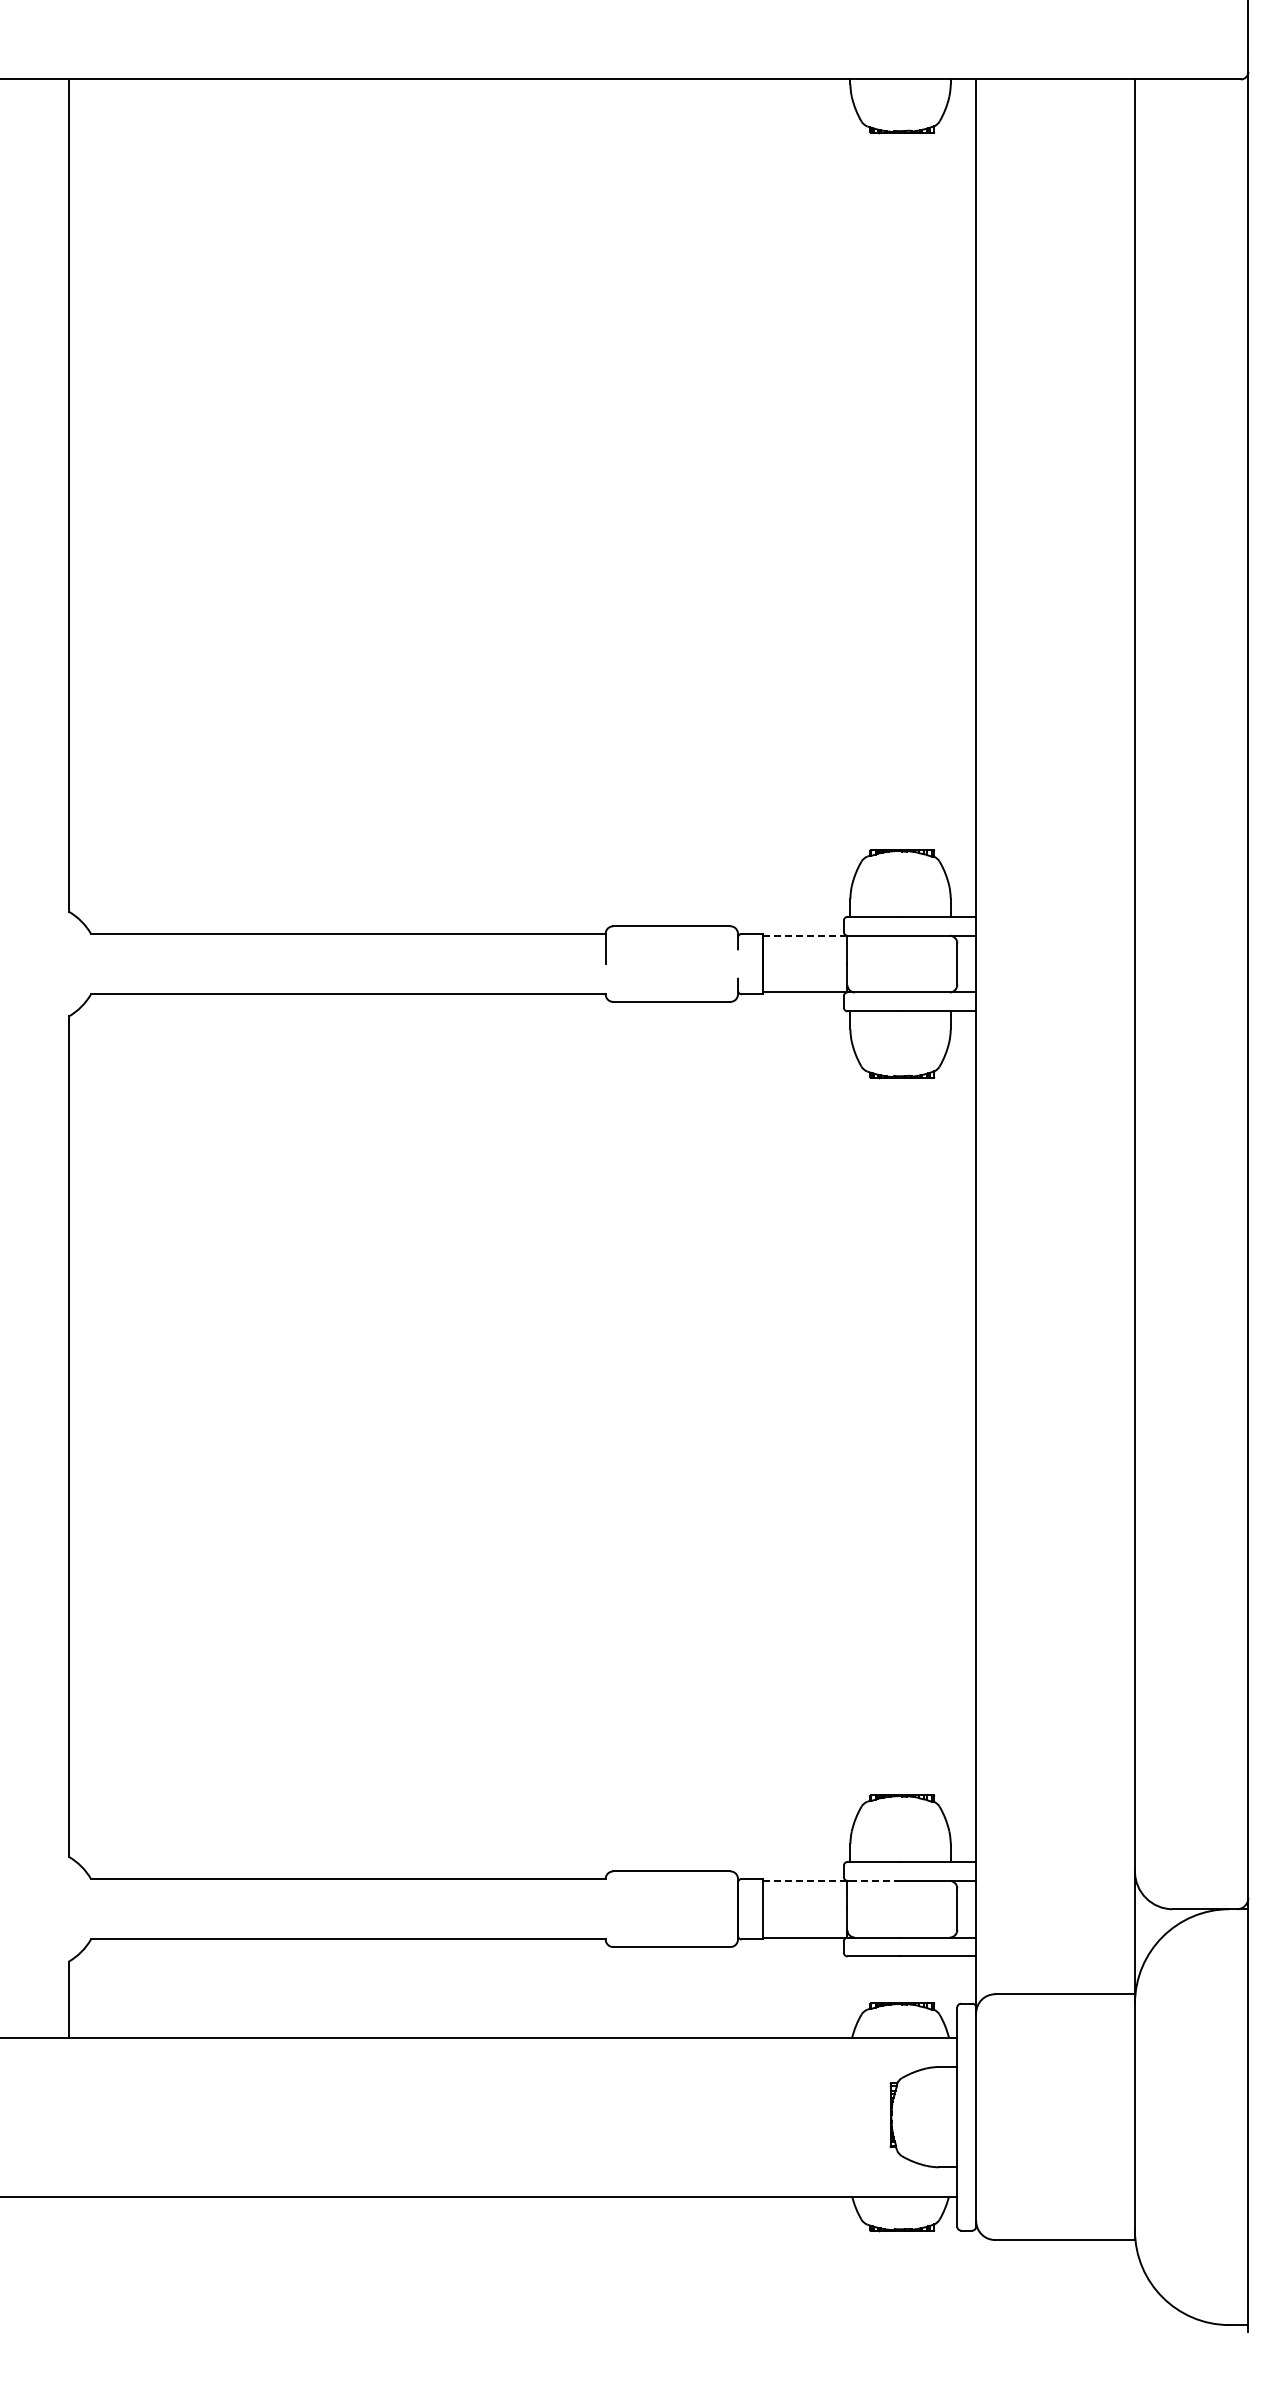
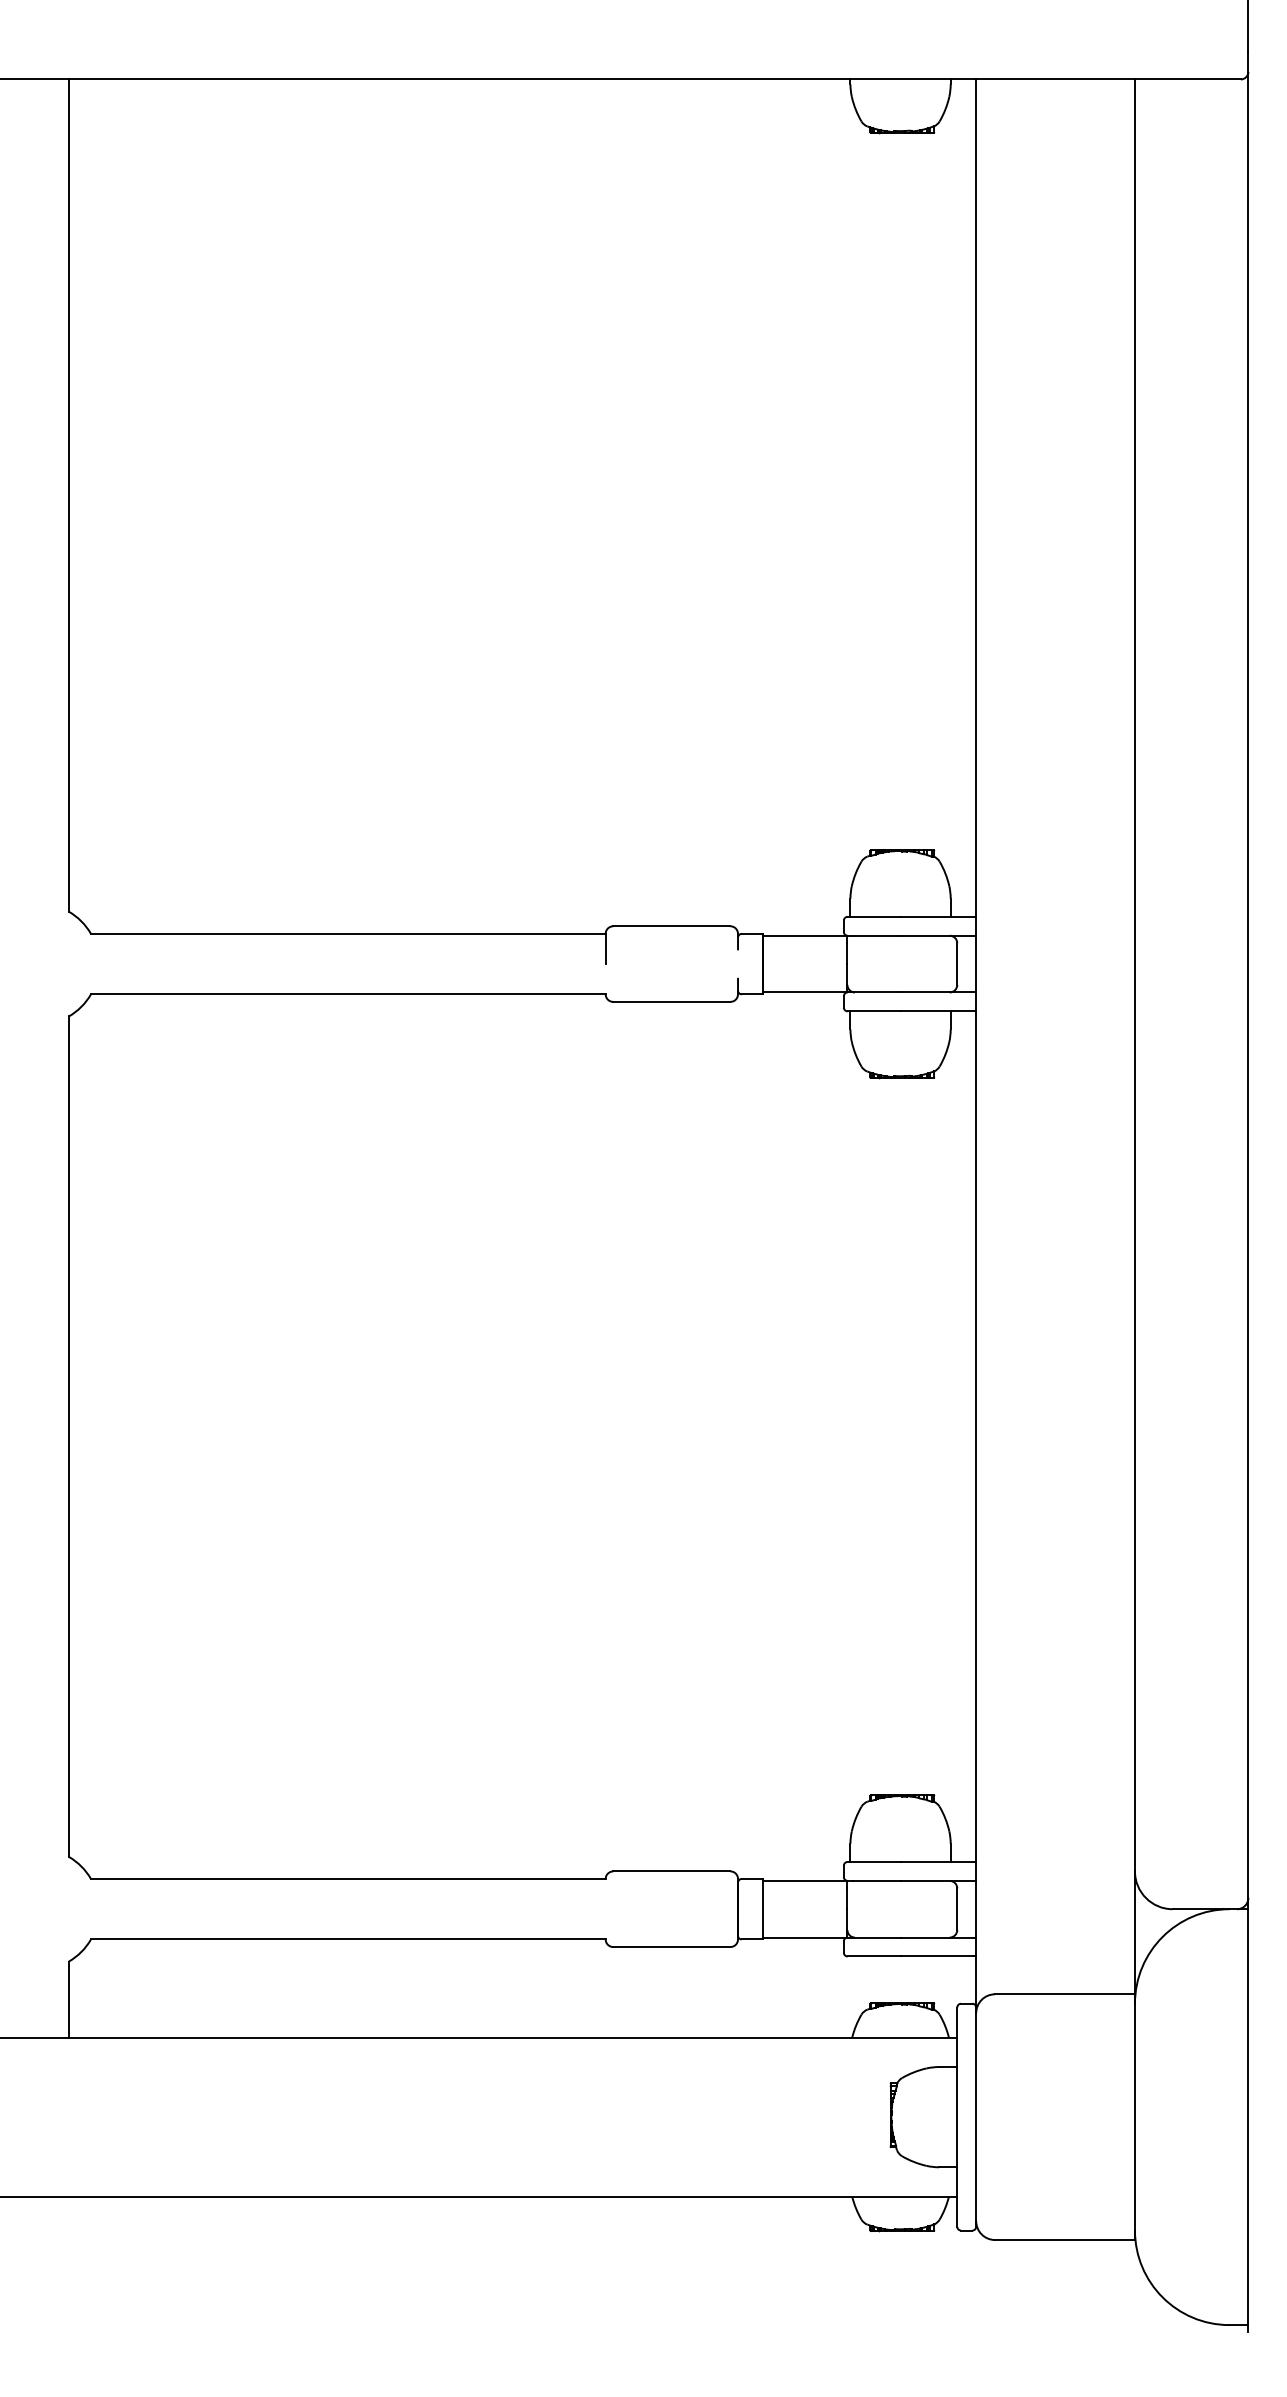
line: dashed -> solid (804, 935)
line: dashed -> solid (804, 1880)
line: dashed -> solid (876, 1880)
